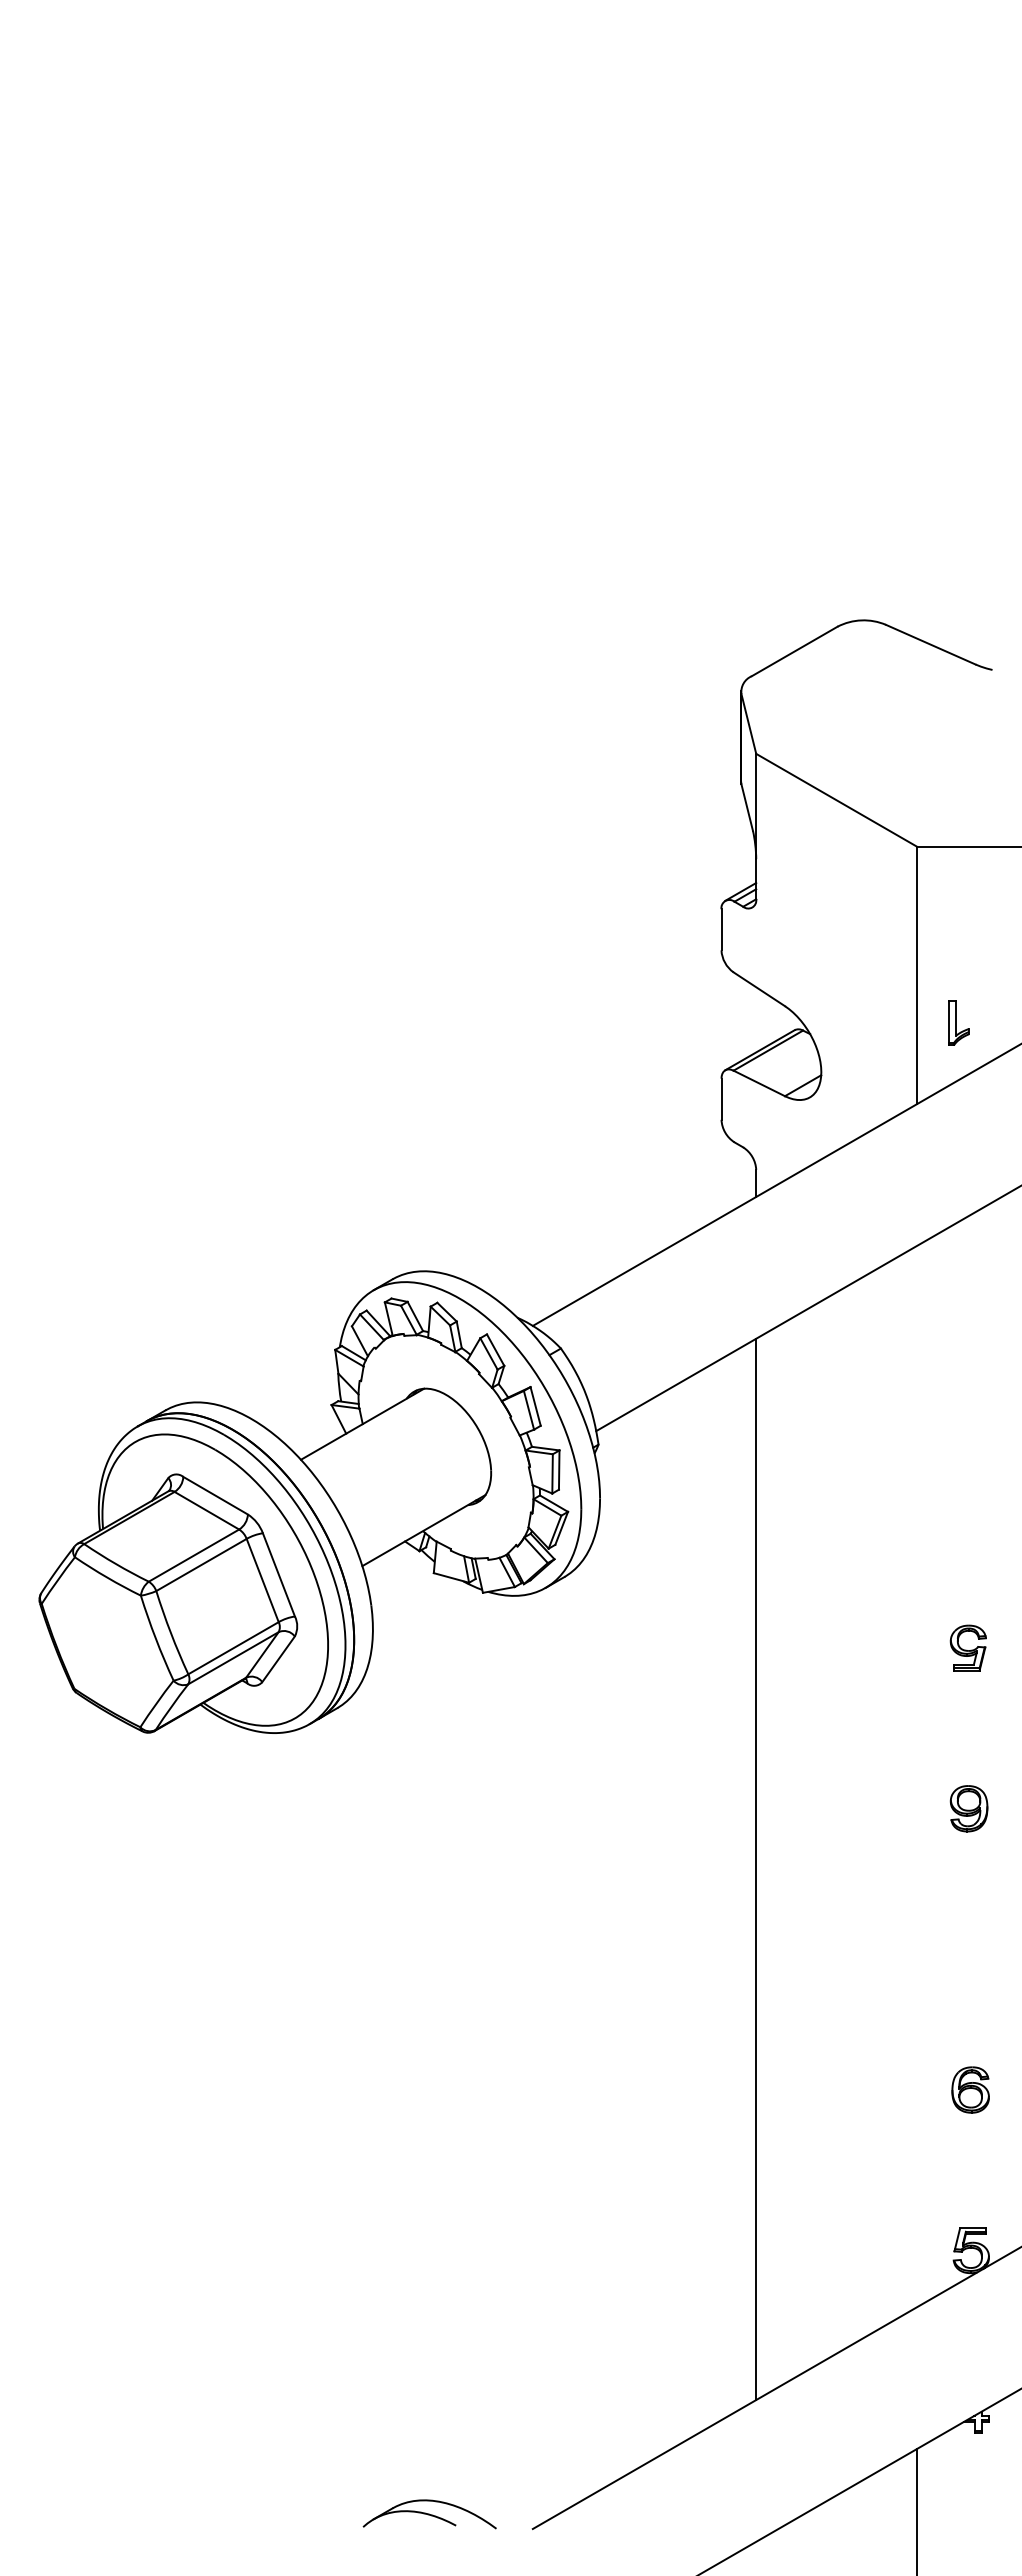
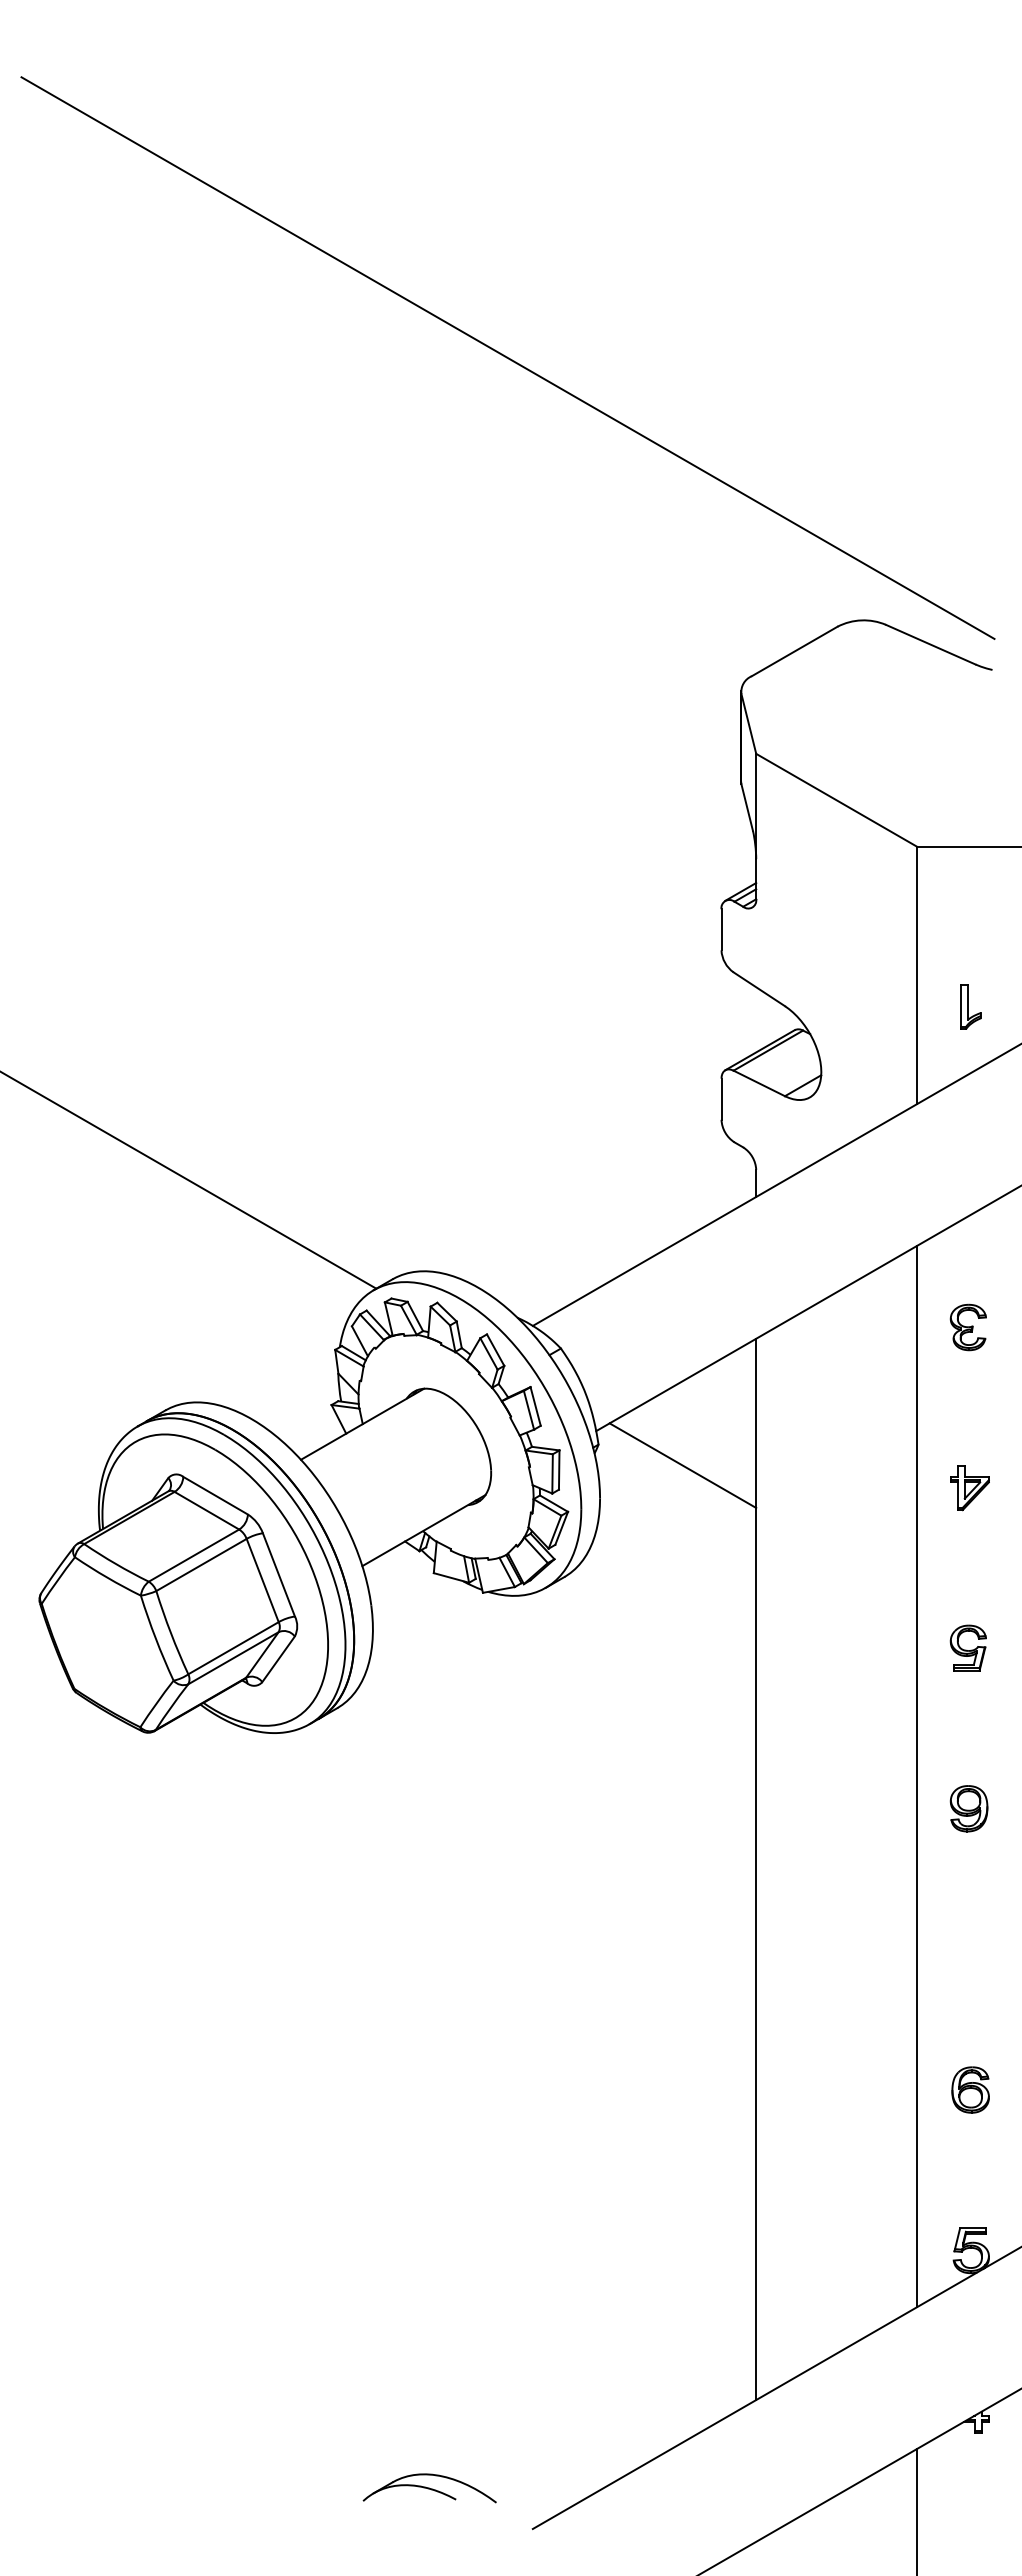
line: none -> present (507, 357)
part position: (958, 1022) -> (970, 1006) (970, 1006)
line: none -> present (189, 1180)
part: none -> present (967, 1327)
line: none -> present (682, 1465)
part: none -> present (969, 1488)
line: none -> present (916, 1776)
part position: (429, 2514) -> (429, 2488) (429, 2488)
